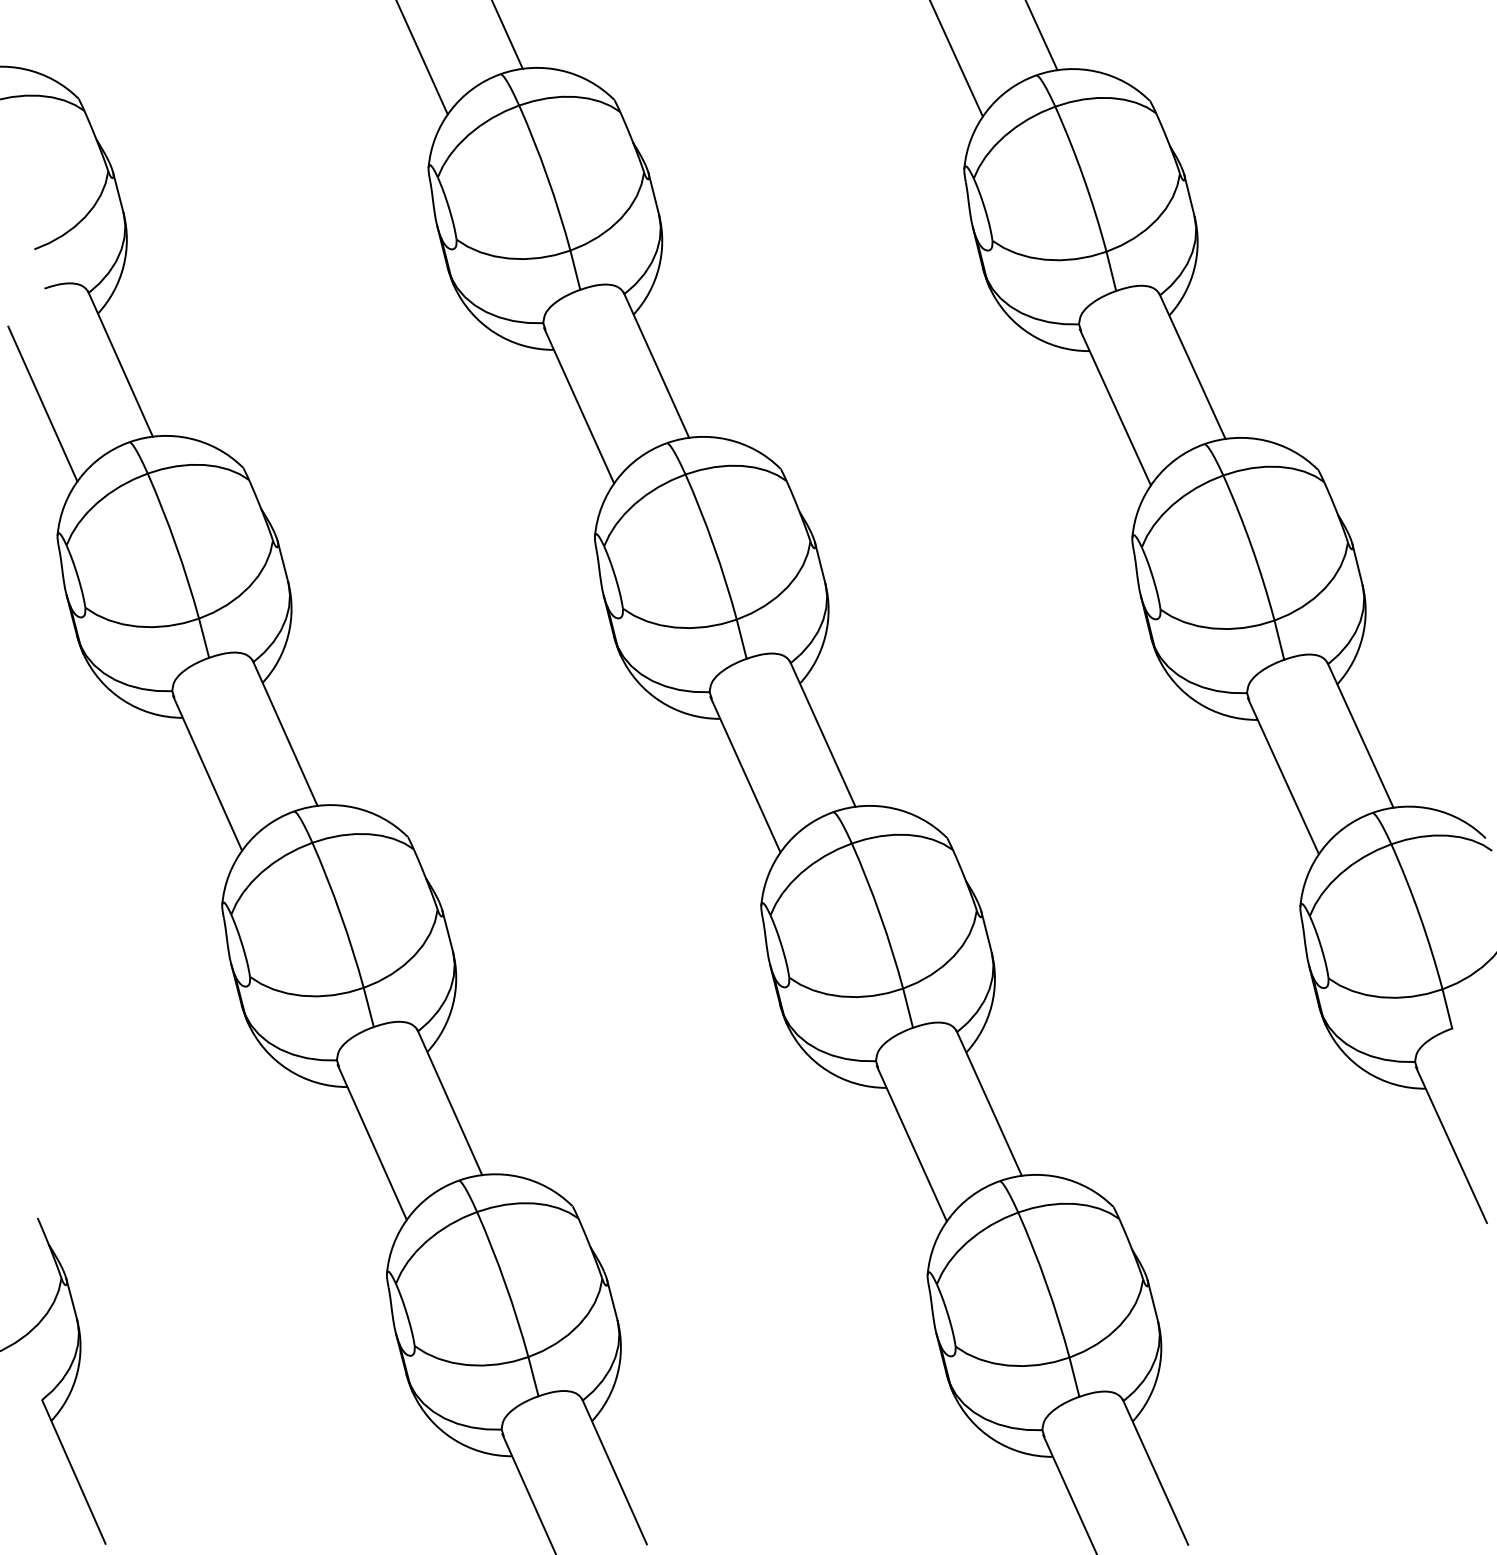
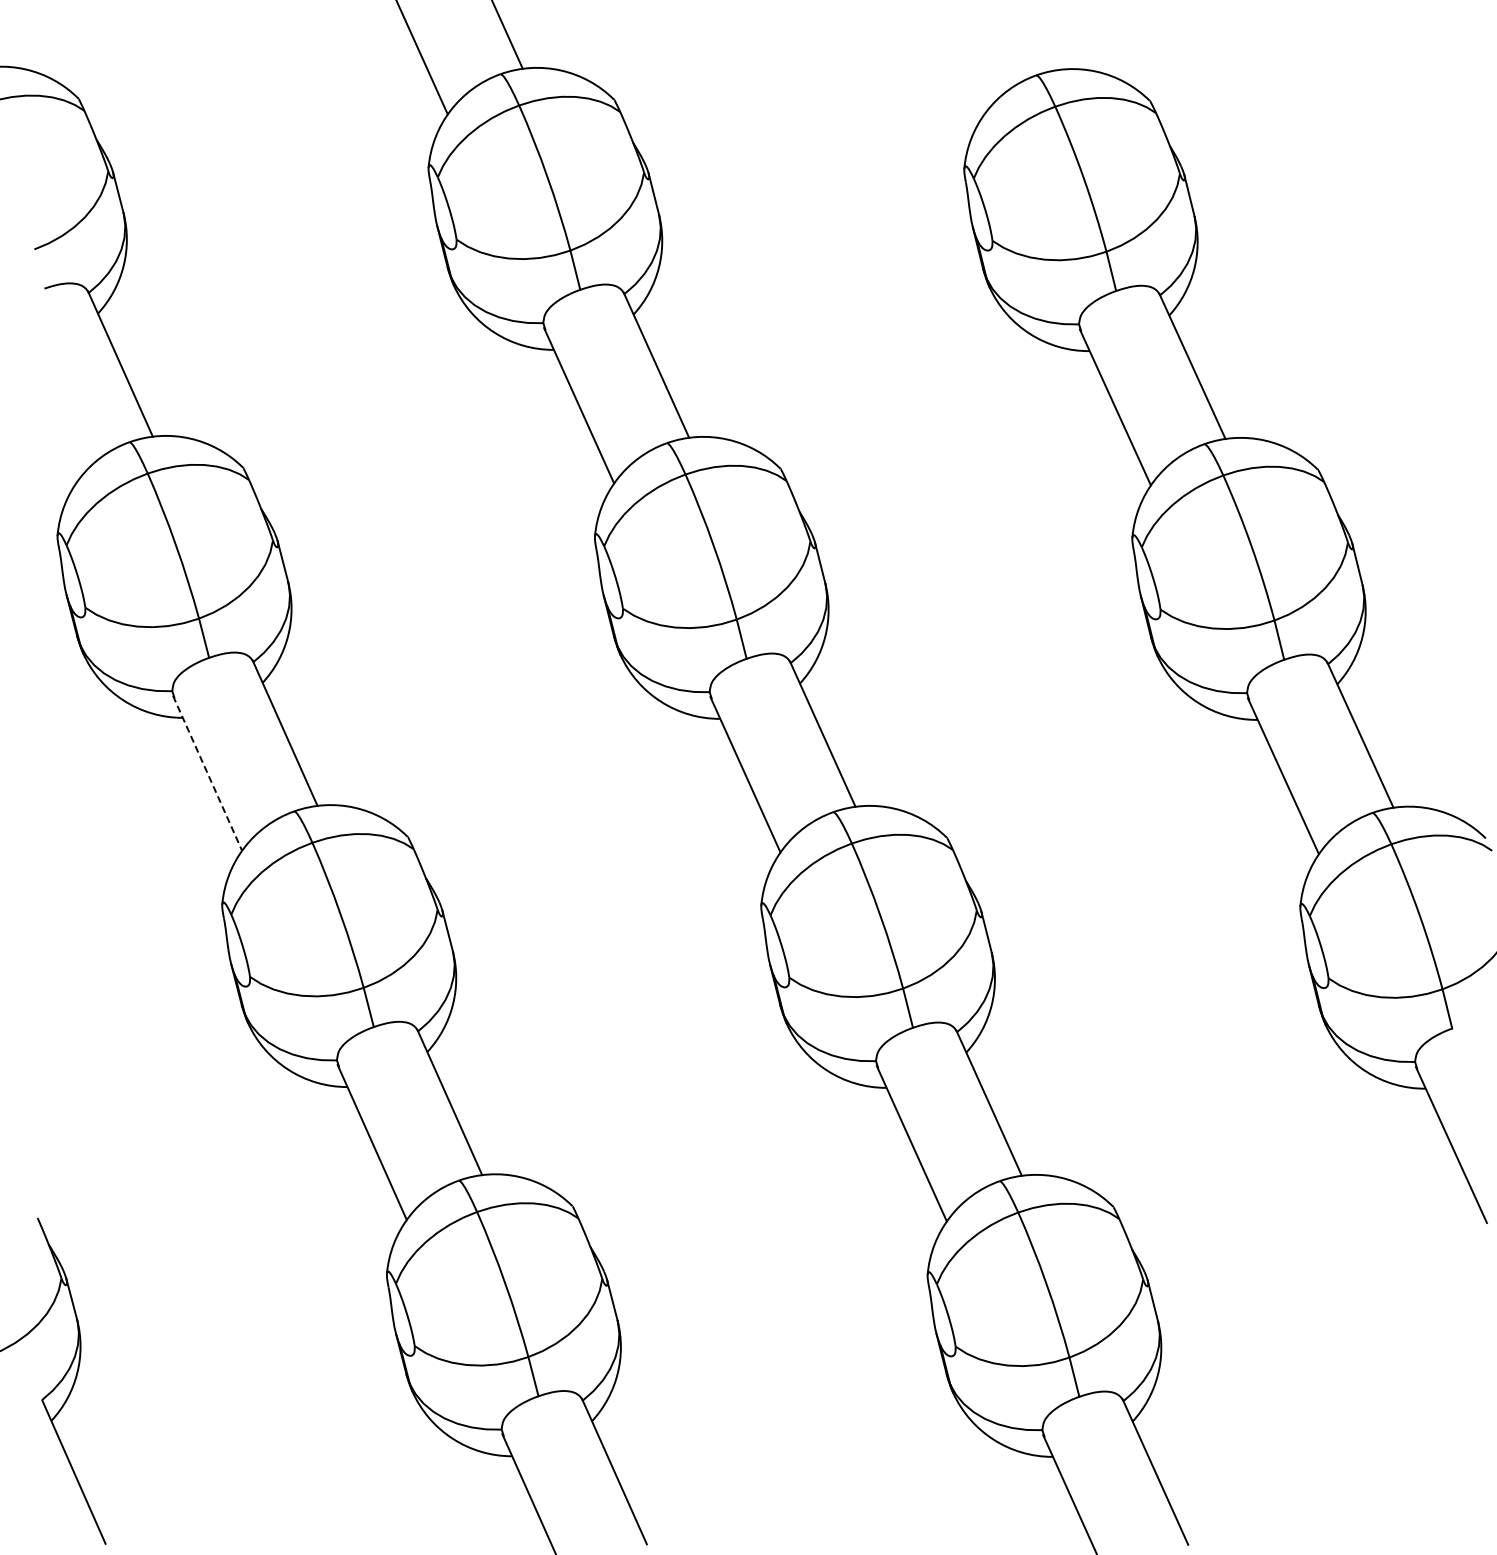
line: present -> none (1041, 36)
line: present -> none (956, 59)
line: present -> none (42, 403)
line: solid -> dashed (207, 773)
